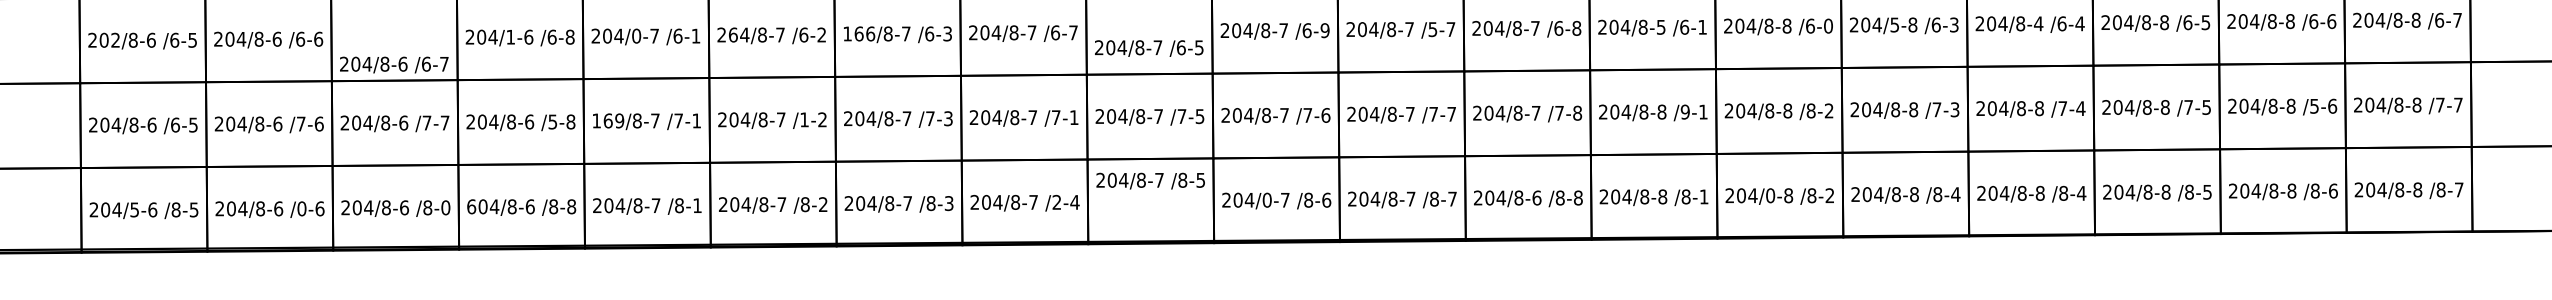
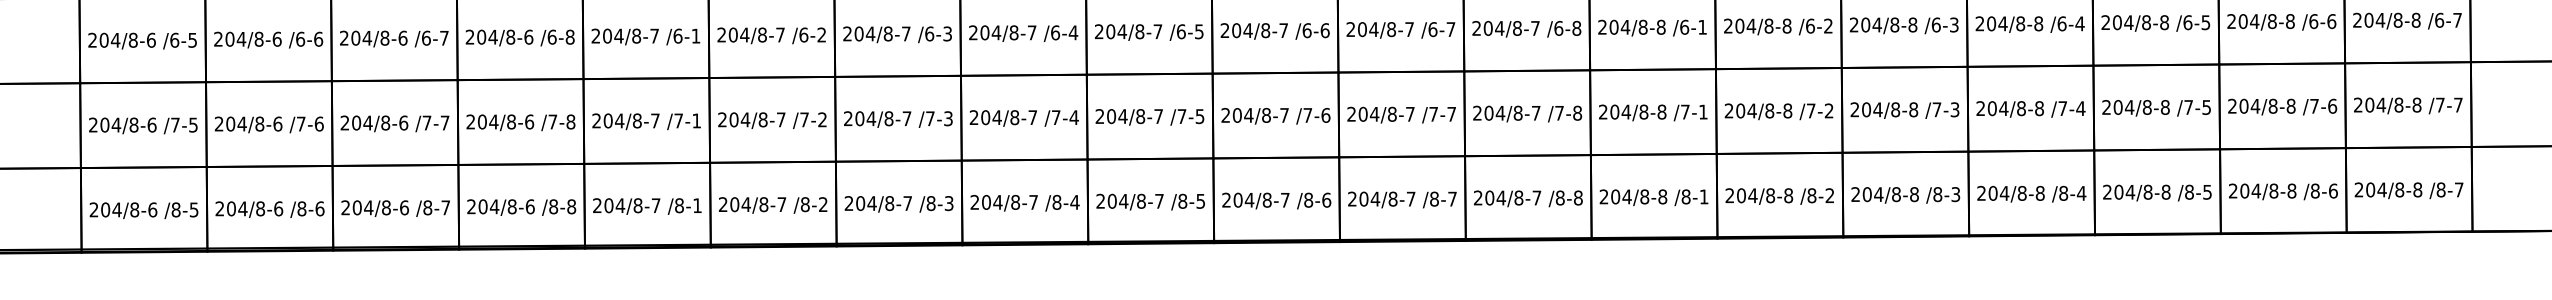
text: 204/8-4 -> 204/8-8 (2038, 23)
text: 204/5-8 -> 204/8-8 (1894, 24)
text: /6-0 -> /6-2 (1828, 25)
text: 204/8-5 -> 204/8-8 (1660, 26)
text: /5-7 -> /6-7 (1432, 29)
text: /6-9 -> /6-6 (1324, 30)
text: /6-7 -> /6-4 (1073, 32)
text: 166/8-7 -> 204/8-7 (859, 33)
text: 264/8-7 -> 204/8-7 (733, 34)
text: 204/1-6 -> 204/8-6 (510, 36)
text: 204/0-7 -> 204/8-7 (636, 36)
text: 202/8-6 -> 204/8-6 (115, 39)
text position: (1149, 48) -> (1149, 32) (1149, 32)
text position: (394, 64) -> (394, 38) (394, 38)
text: /5-6 -> /7-6 (2314, 106)
text: /8-2 -> /7-2 (1810, 110)
text: /9-1 -> /7-1 (1684, 111)
text: /7-1 -> /7-4 (1073, 117)
text: /1-2 -> /7-2 (804, 119)
text: 169/8-7 -> 204/8-7 (608, 120)
text: /5-8 -> /7-8 (552, 121)
text: /6-5 -> /7-5 (175, 124)
text position: (1150, 180) -> (1150, 201) (1150, 201)
text: /8-4 -> /8-3 (1955, 194)
text: 204/0-8 -> 204/8-8 (1770, 195)
text: 204/8-6 -> 204/8-7 (1536, 197)
text: 204/0-7 -> 204/8-7 (1266, 200)
text: /2-4 -> /8-4 (1056, 202)
text: 604/8-6 -> 204/8-6 (471, 206)
text: /8-0 -> /8-7 (445, 207)
text: /0-6 -> /8-6 (301, 208)
text: 204/5-6 -> 204/8-6 (134, 209)
